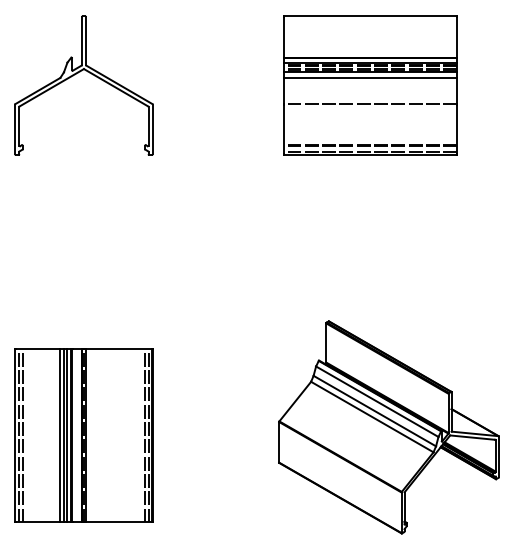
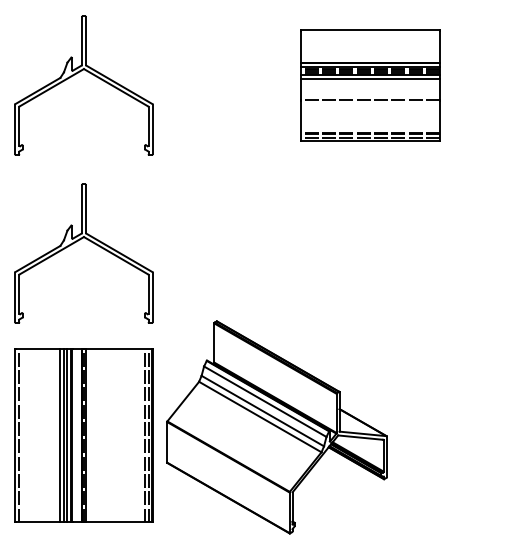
part size: 175x141 px -> 141x113 px (370, 85)
part: none -> present (75, 243)
part position: (388, 427) -> (276, 427) (276, 427)
line: present -> none (22, 435)
